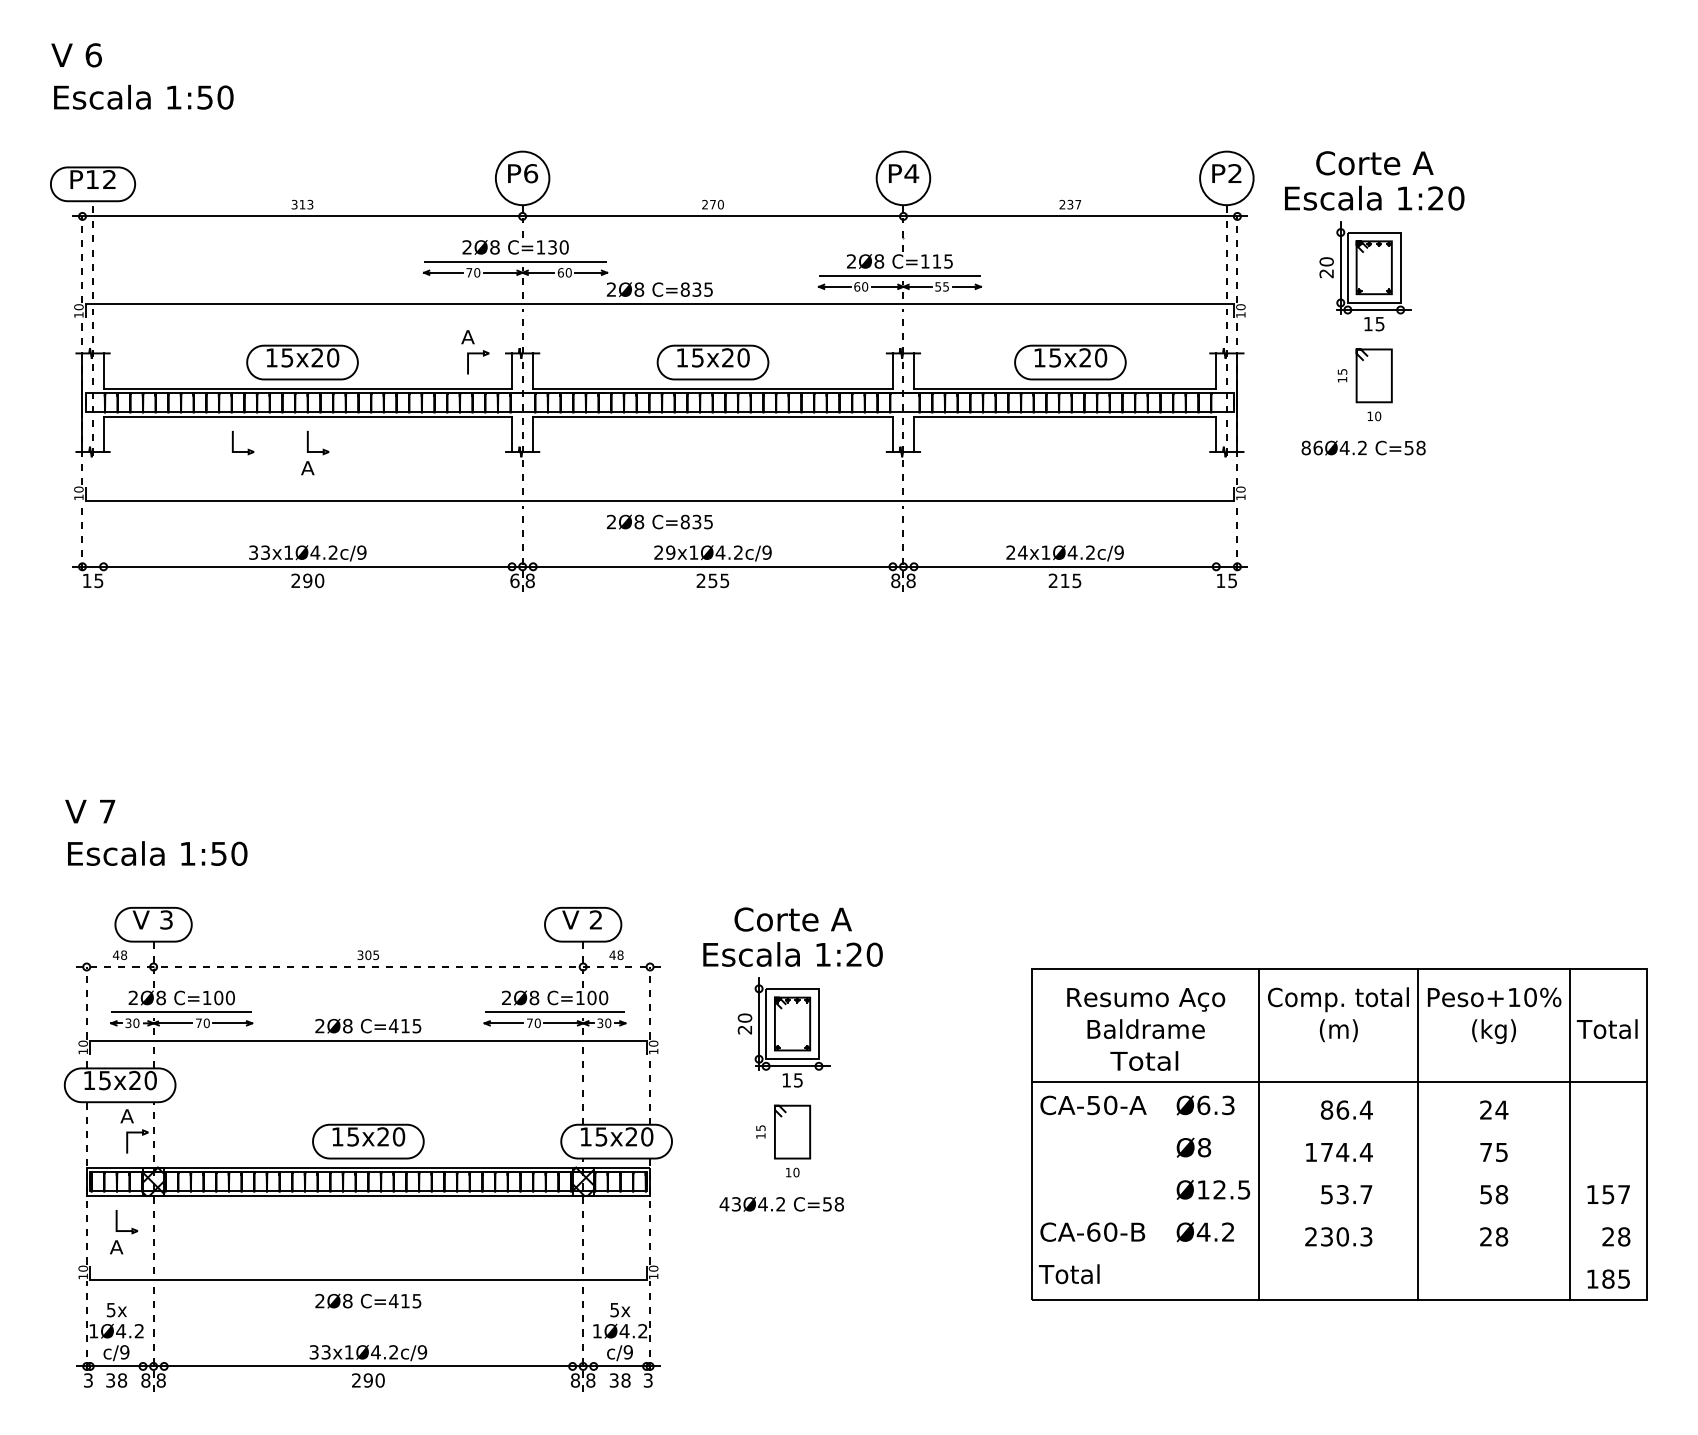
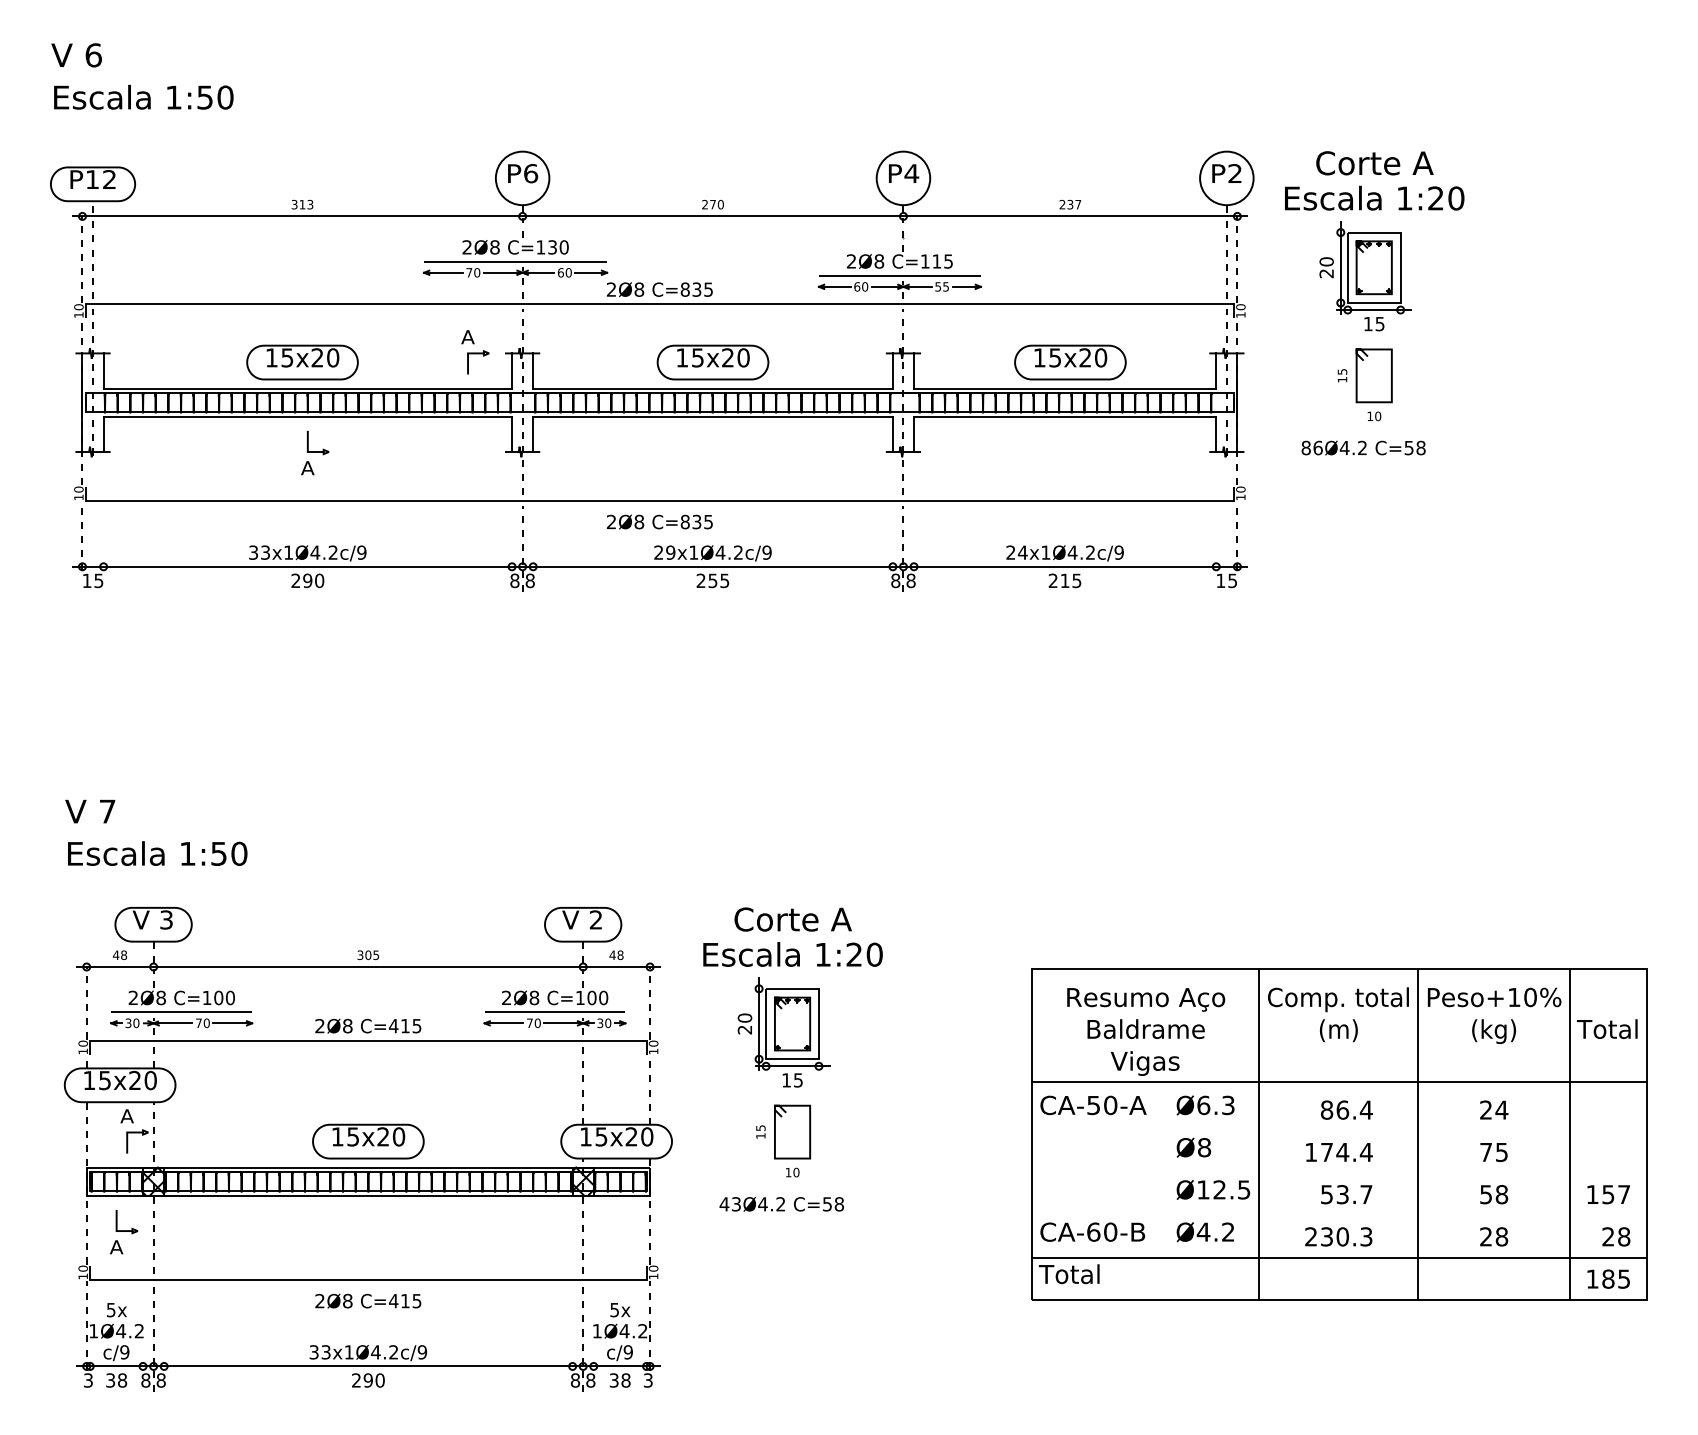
curve: present -> none (247, 448)
text: 6 -> 8 (514, 580)
line: dashed -> solid (368, 967)
text: Total -> Vigas (1144, 1063)
line: none -> present (1339, 1257)
